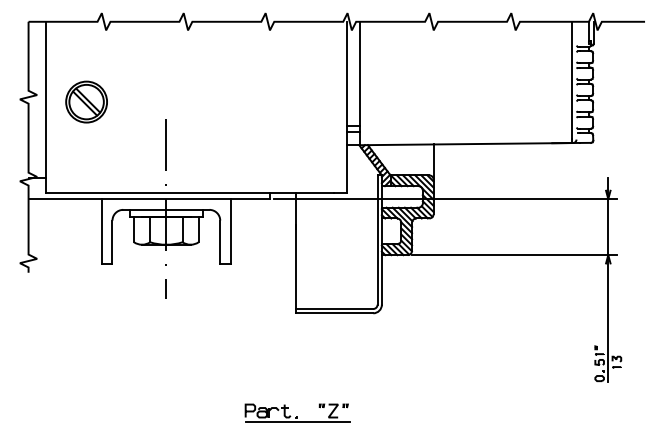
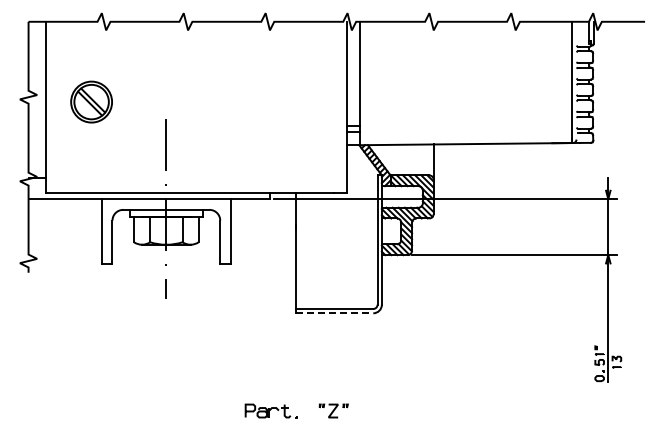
part position: (86, 101) -> (91, 101) (91, 101)
line: solid -> dashed (334, 313)
line: present -> none (297, 421)
